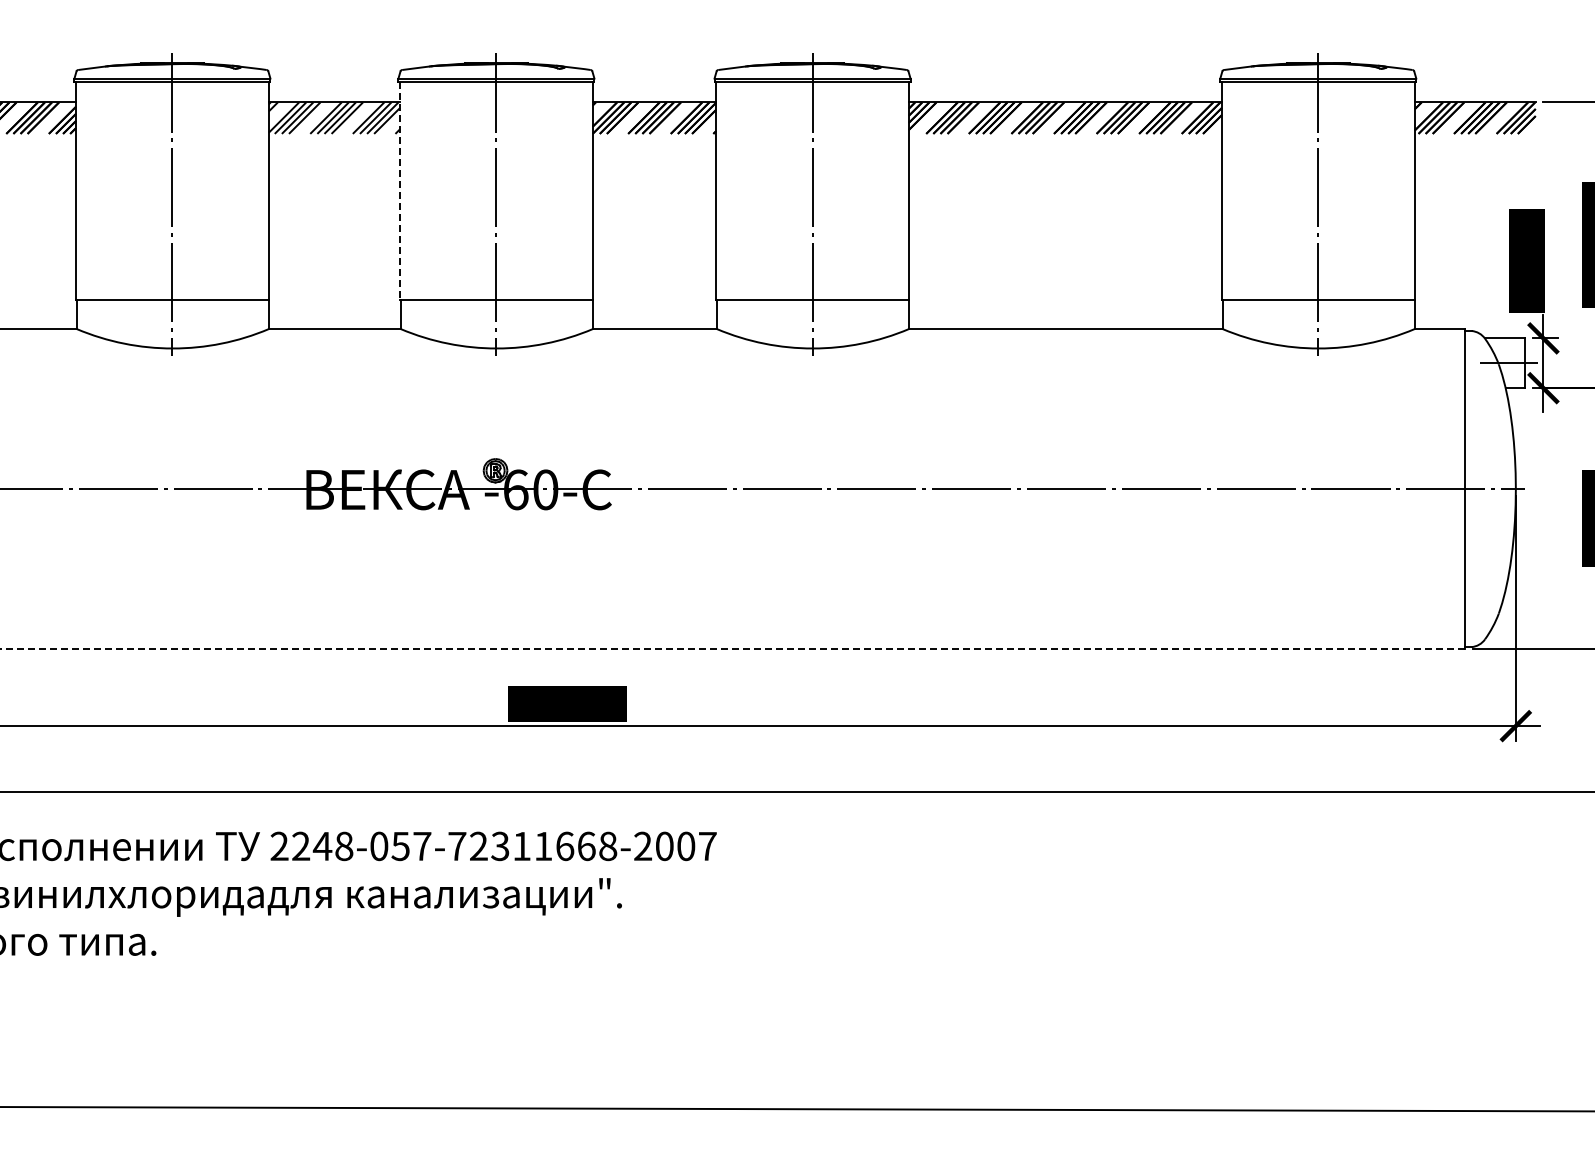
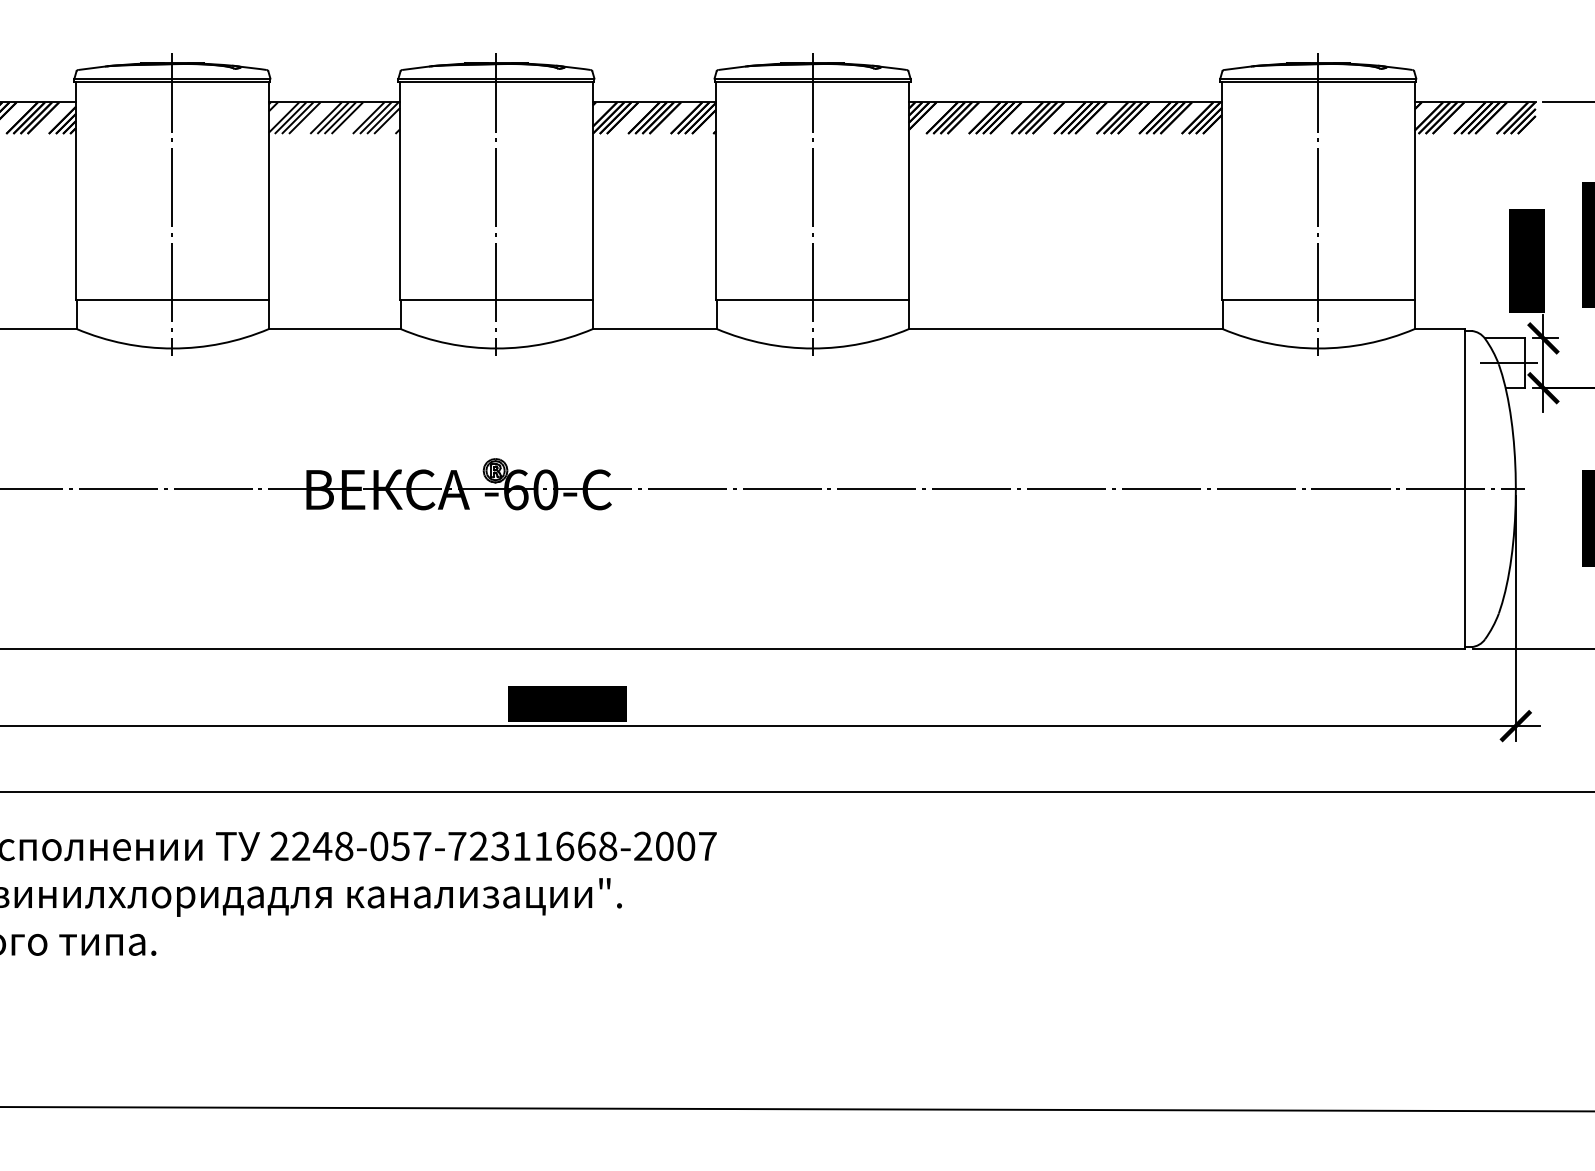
line: dashed -> solid (400, 191)
line: dashed -> solid (732, 648)
